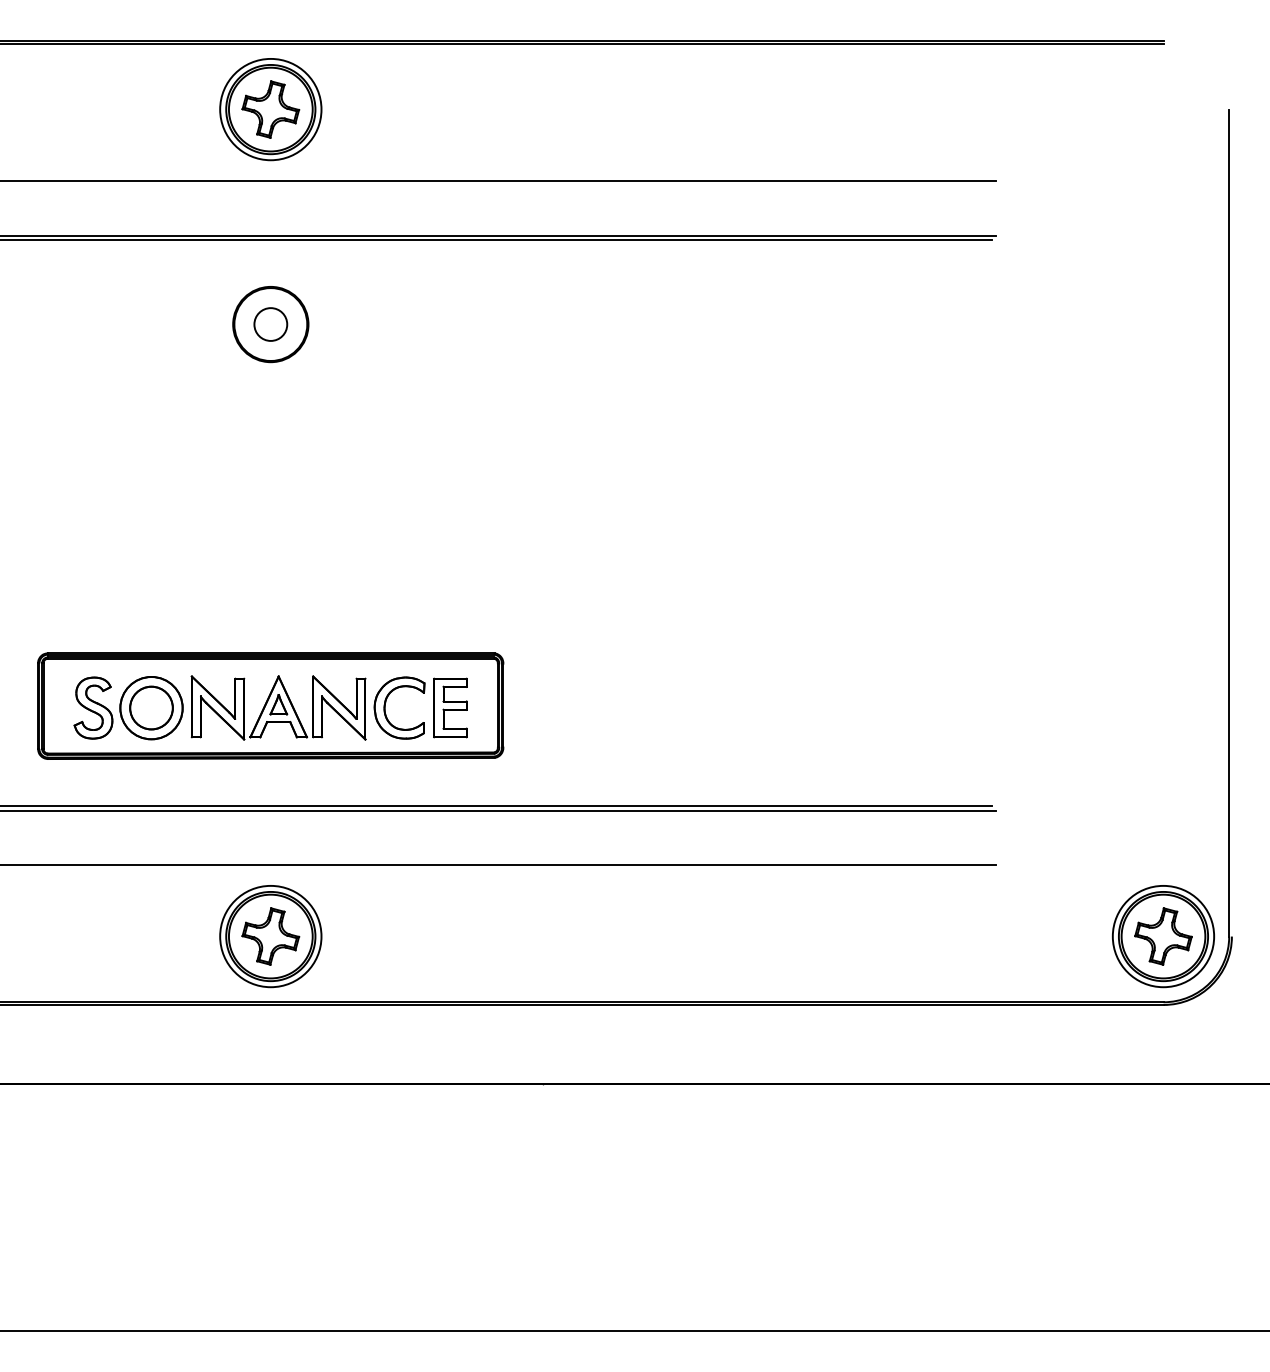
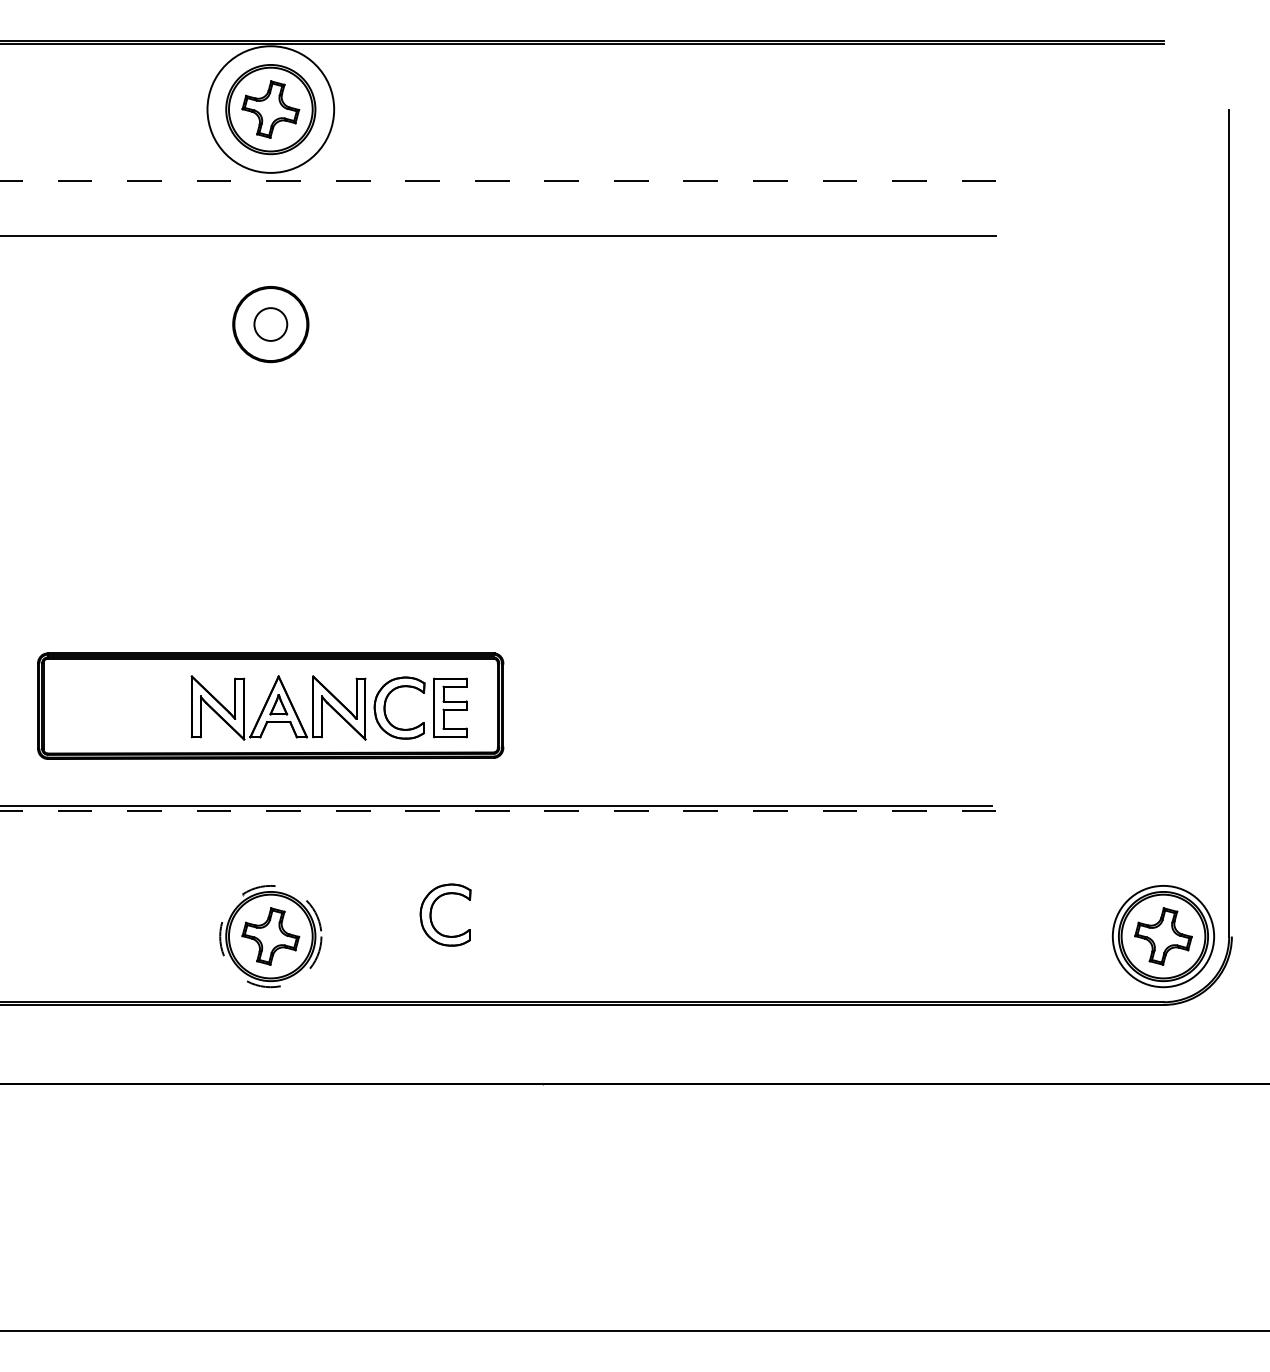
circle diameter: 101 px -> 127 px (270, 109)
line: solid -> dashed (498, 180)
line: present -> none (496, 240)
part: present -> none (128, 708)
line: solid -> dashed (498, 810)
line: present -> none (499, 865)
part: none -> present (432, 909)
circle: solid -> dashed (270, 936)
